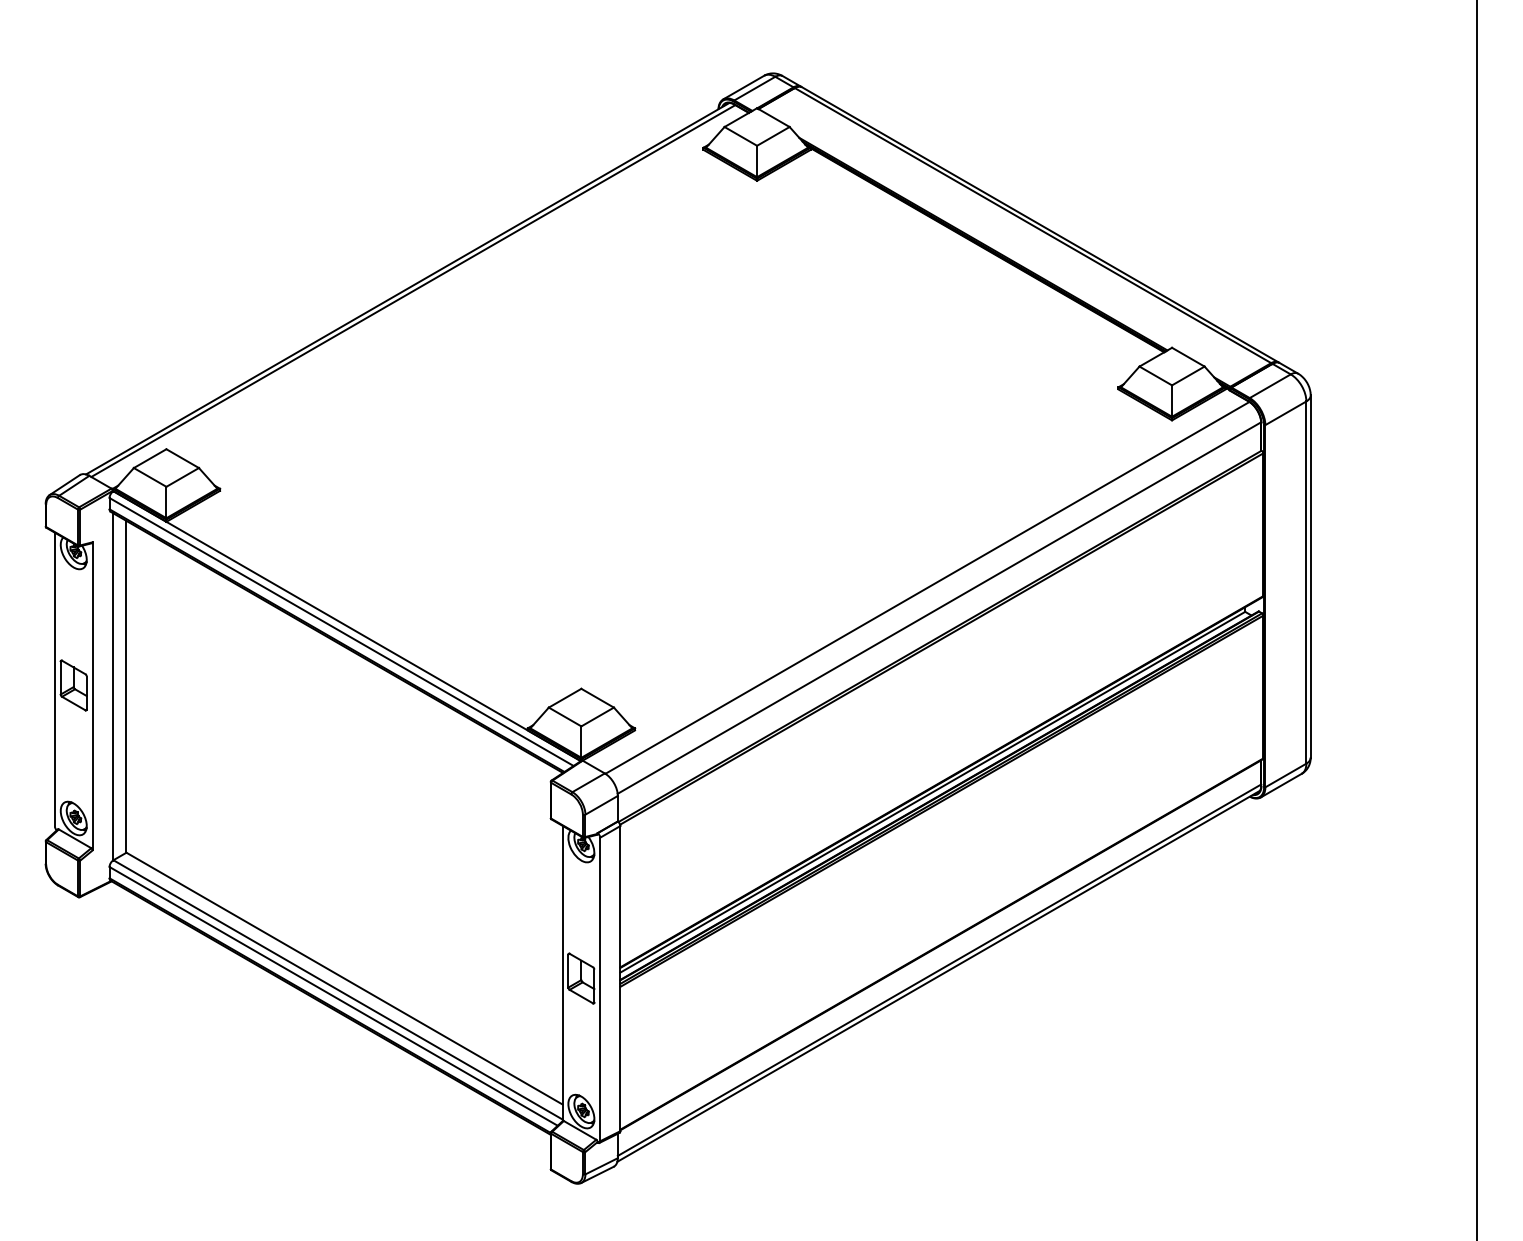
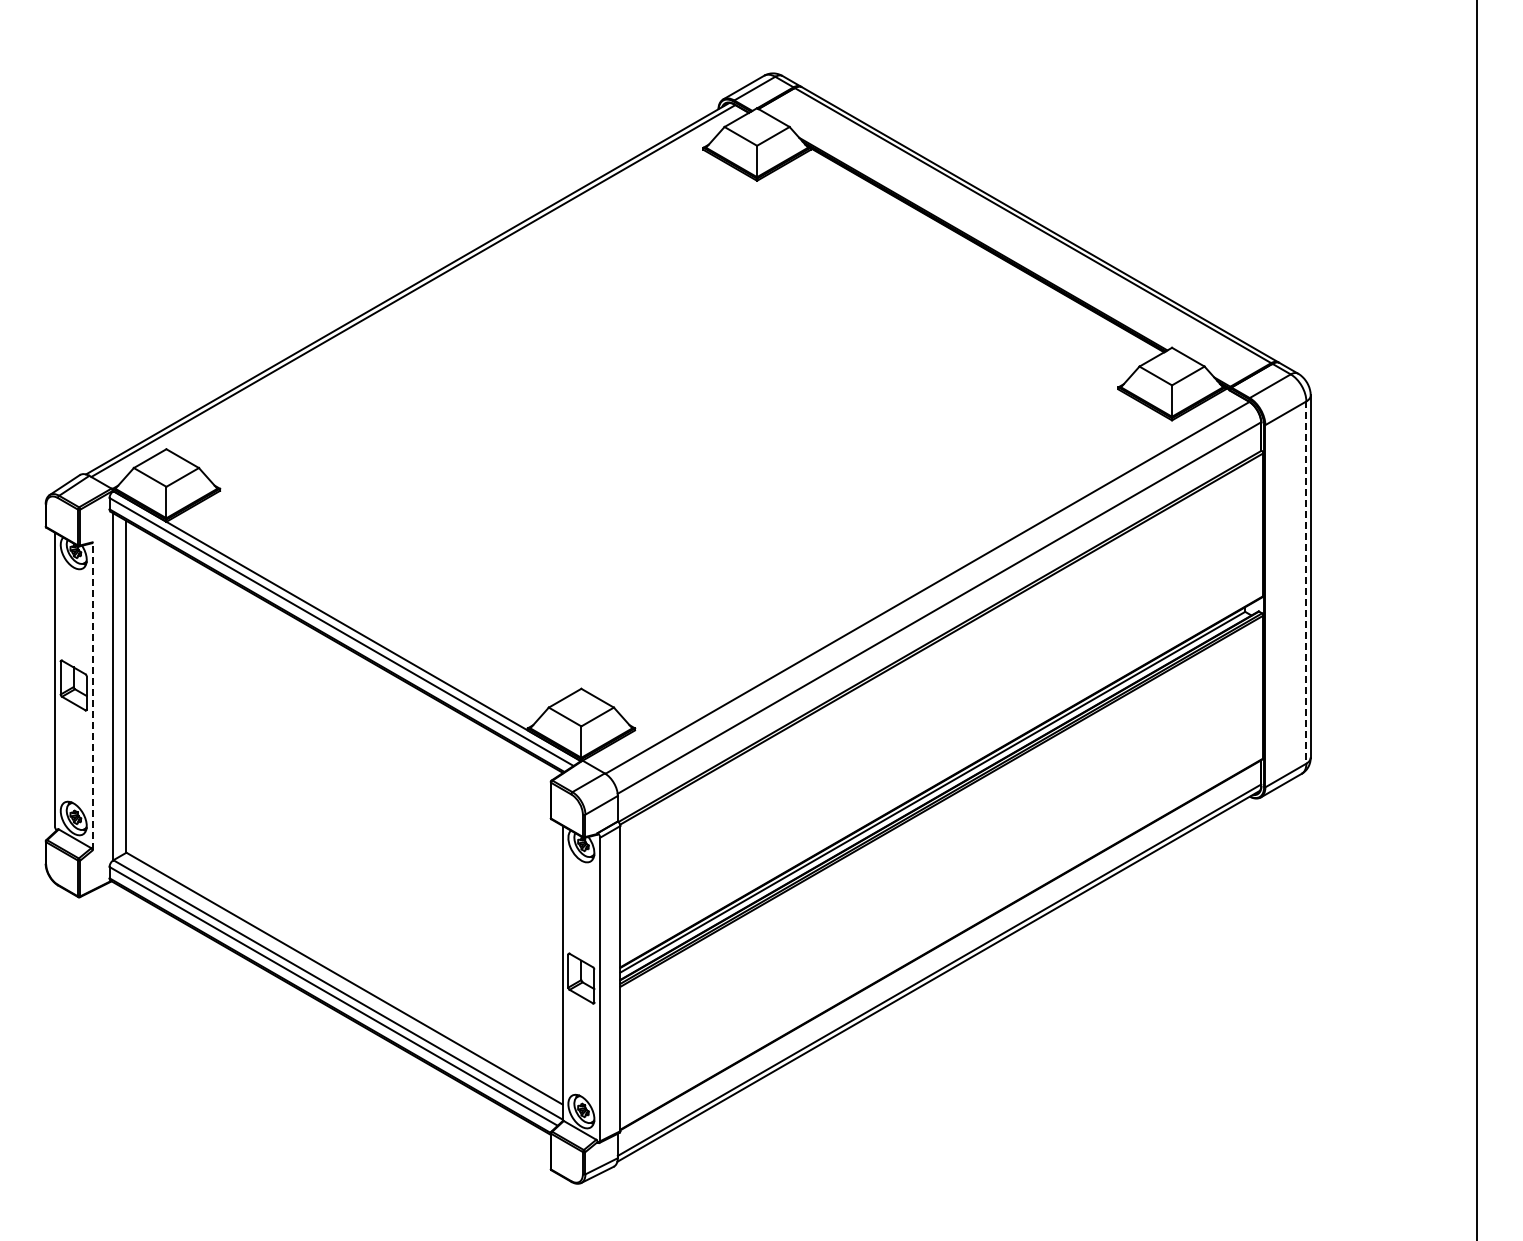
line: solid -> dashed (1306, 583)
line: solid -> dashed (92, 695)
